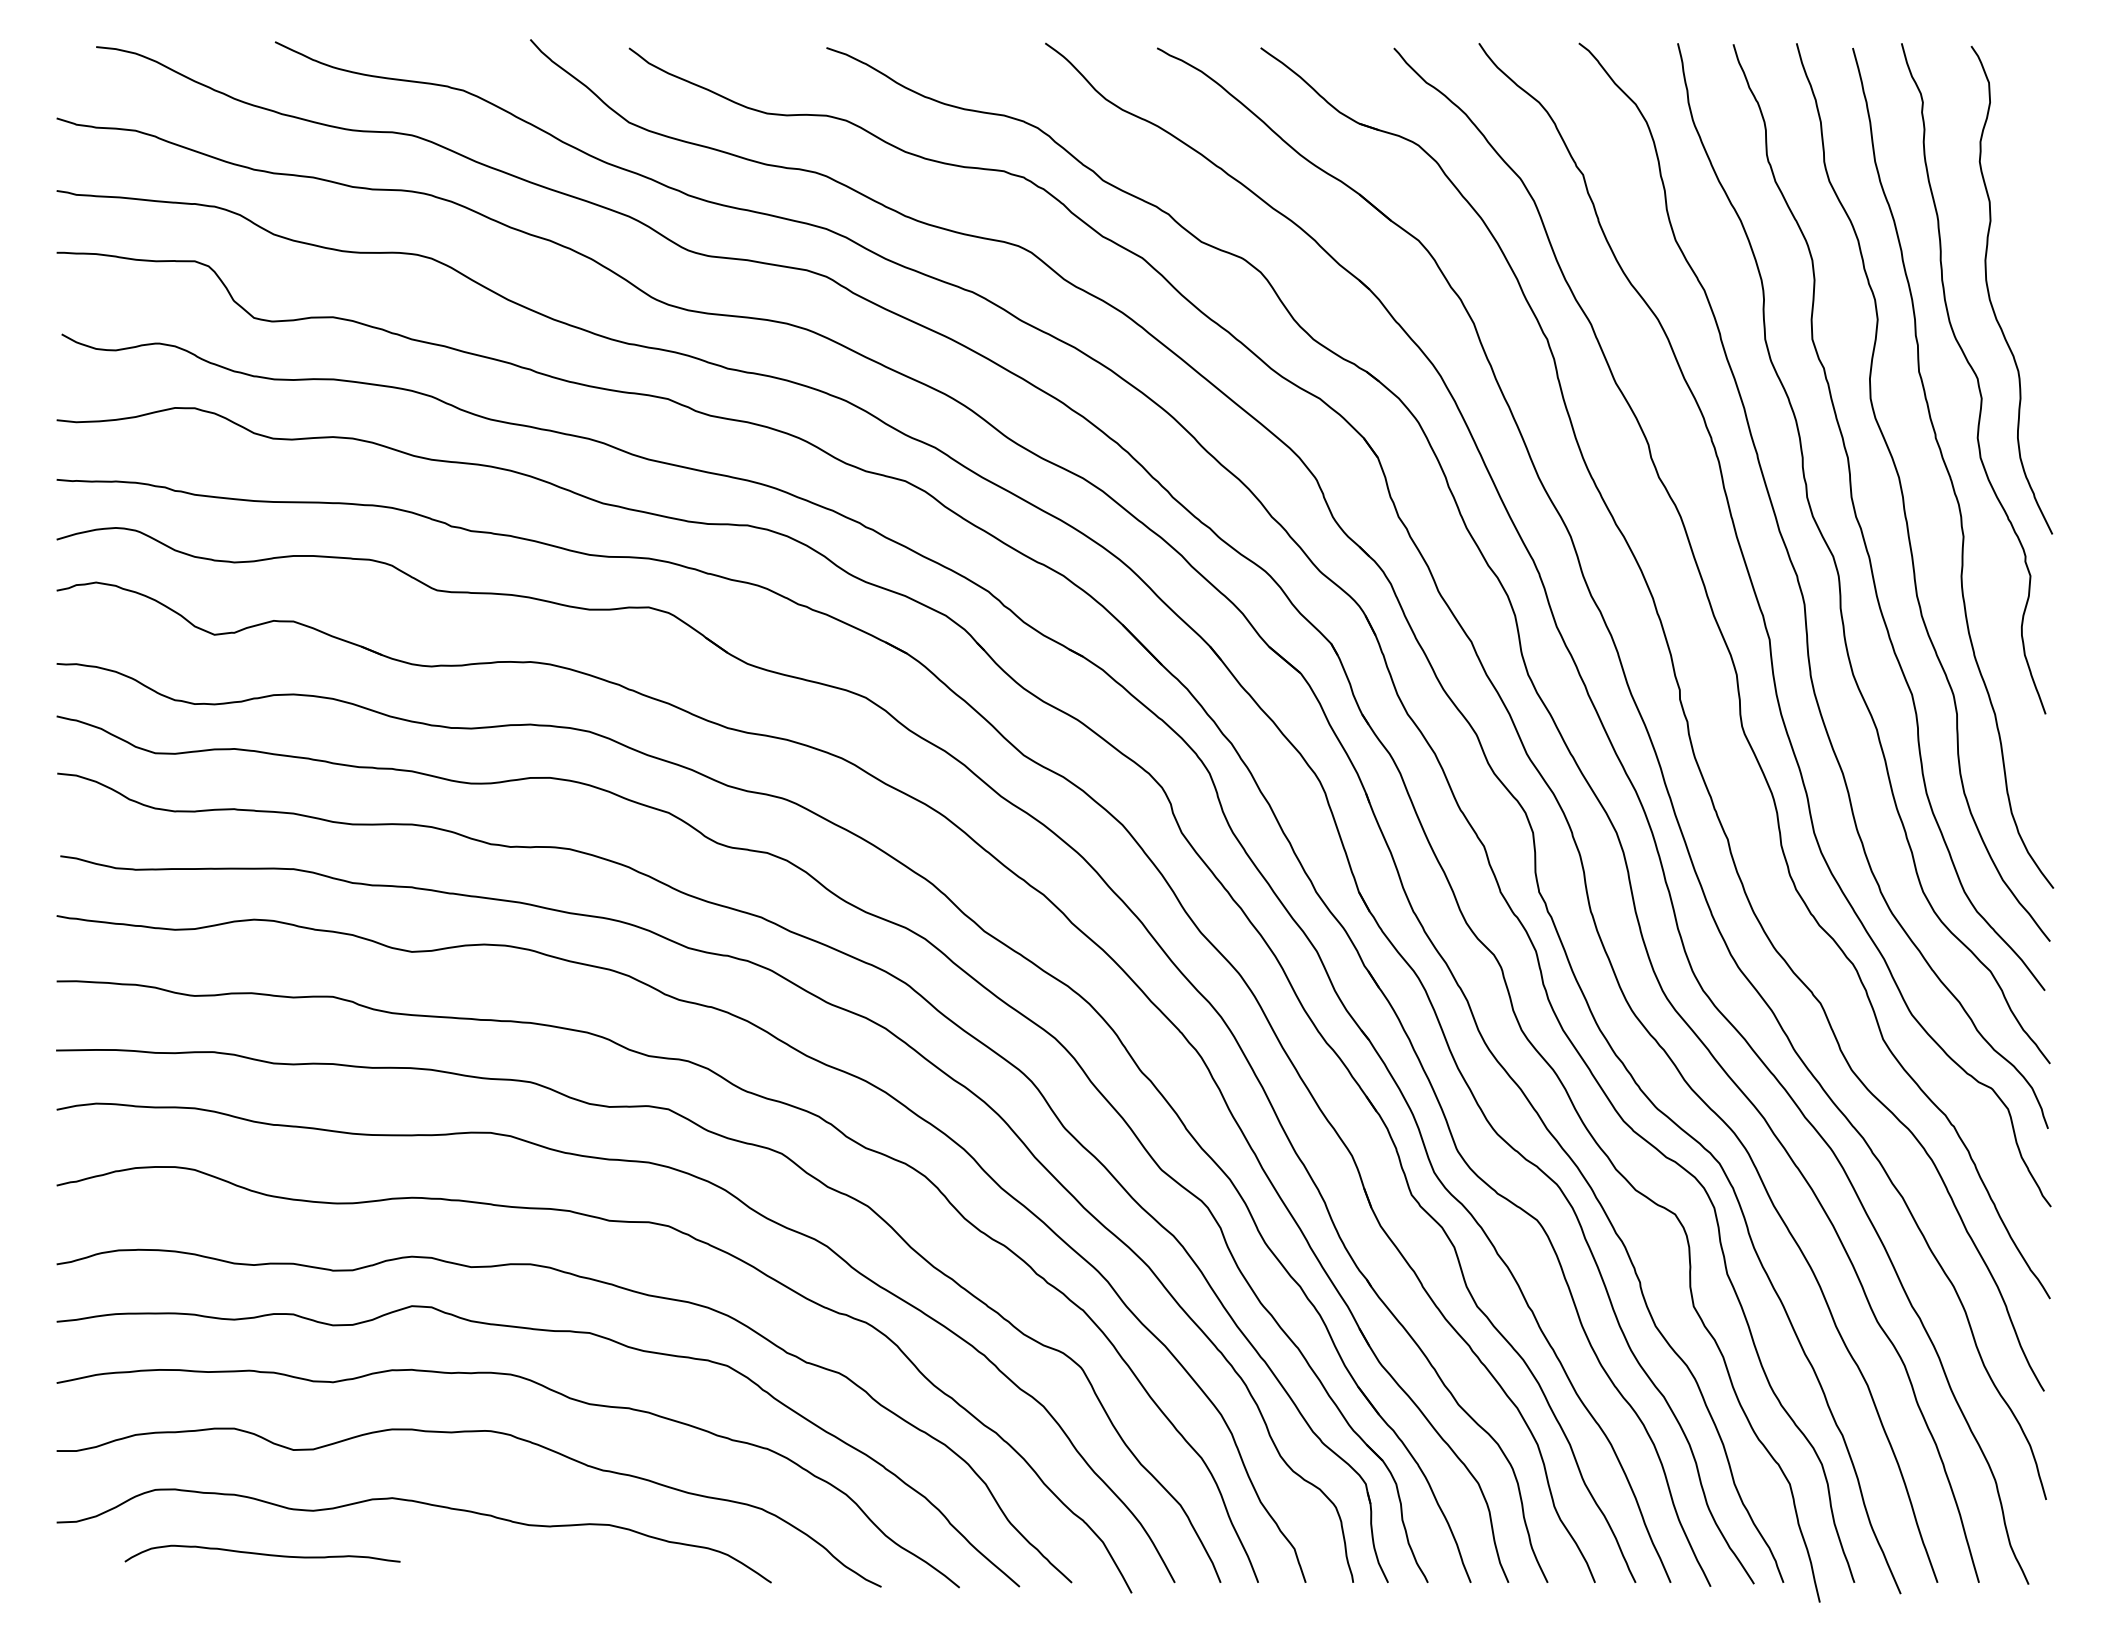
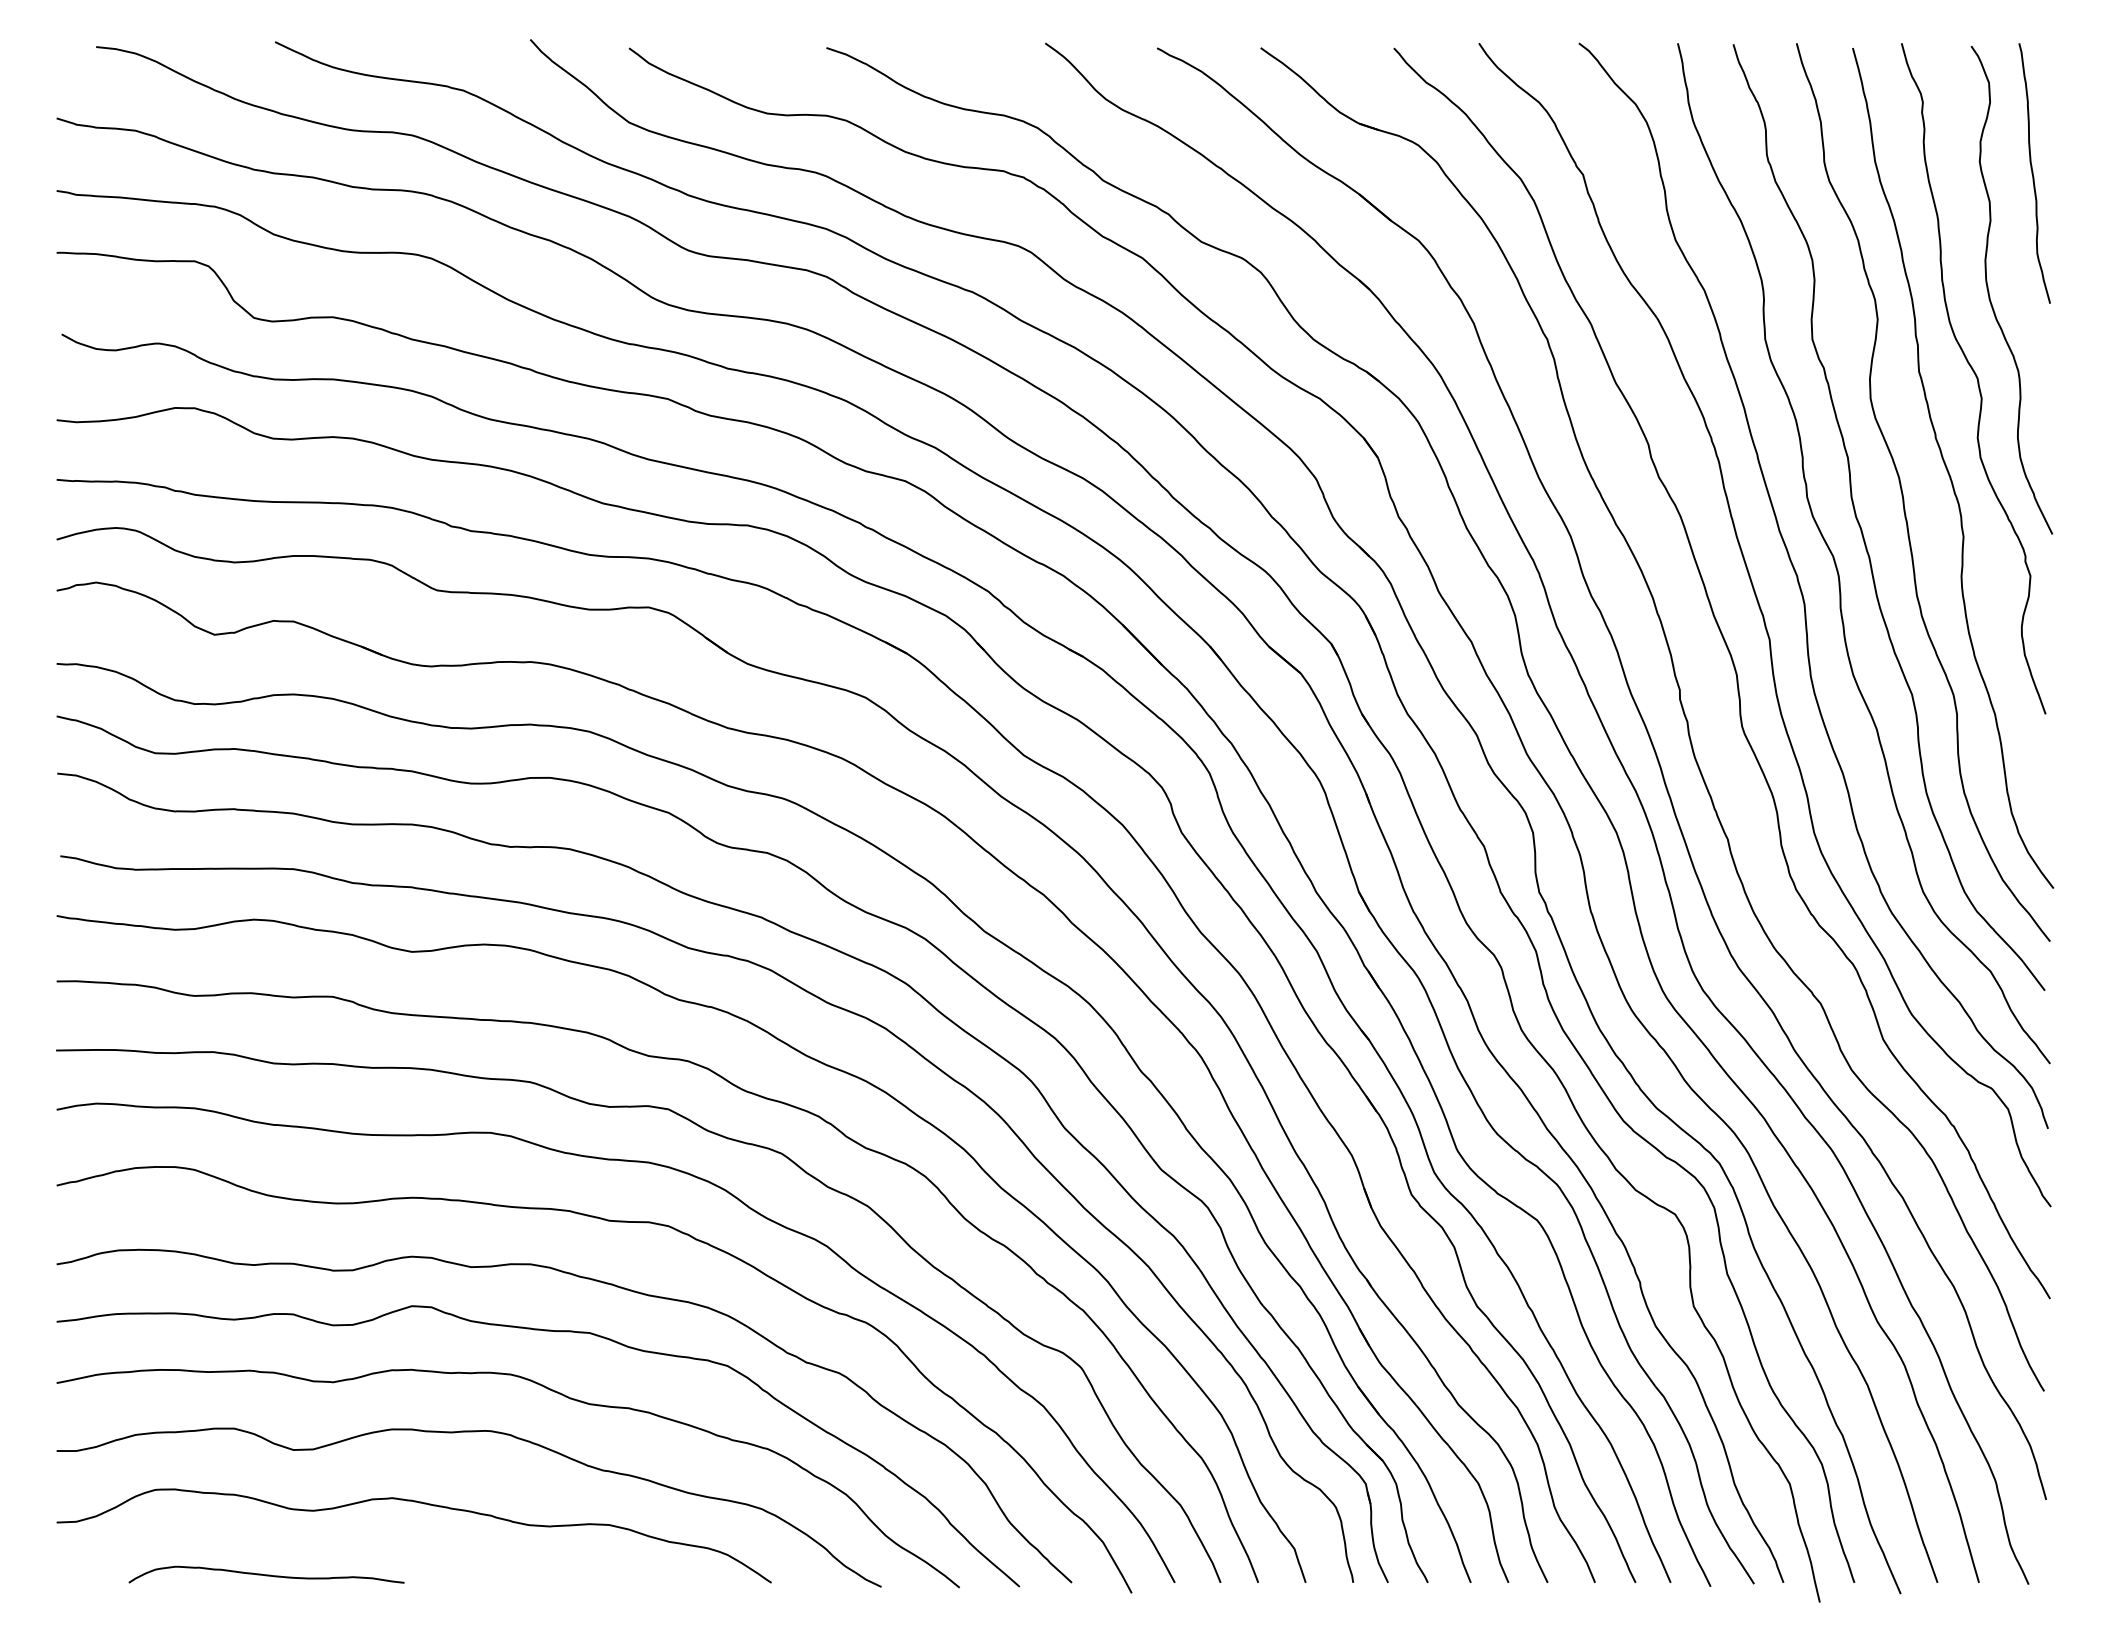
curve: none -> present (2033, 173)
curve position: (262, 1553) -> (266, 1574) (266, 1574)
